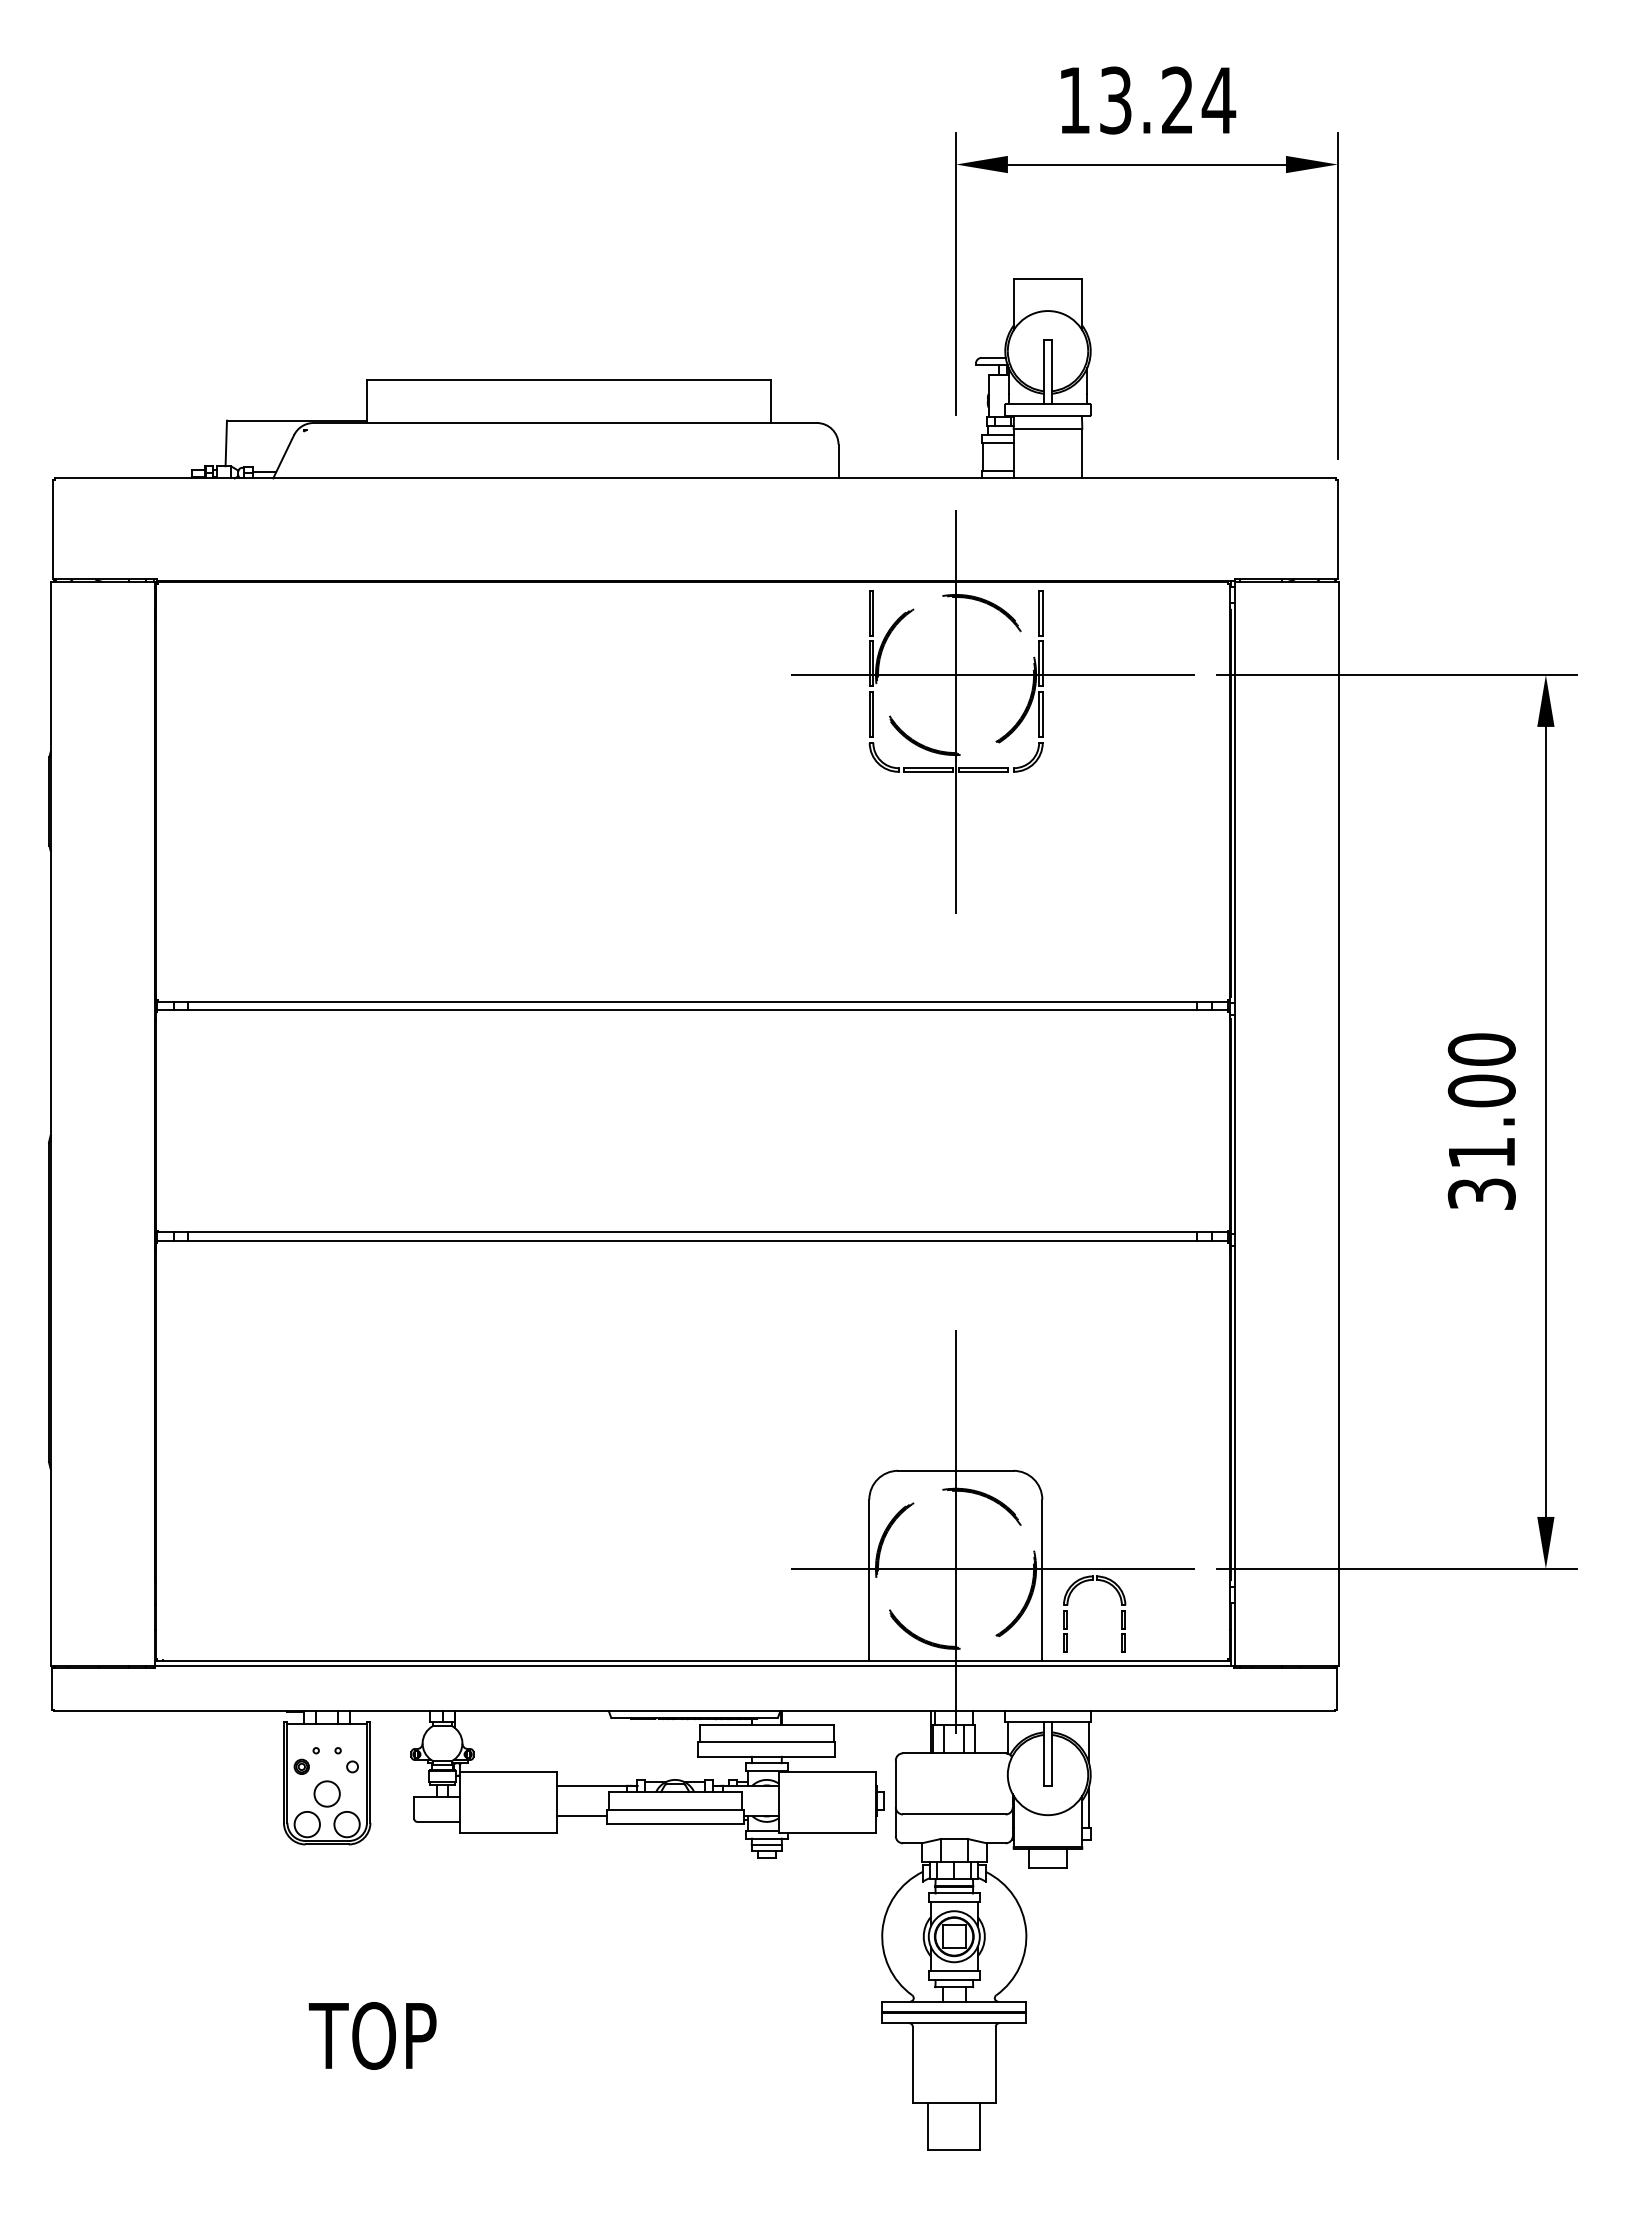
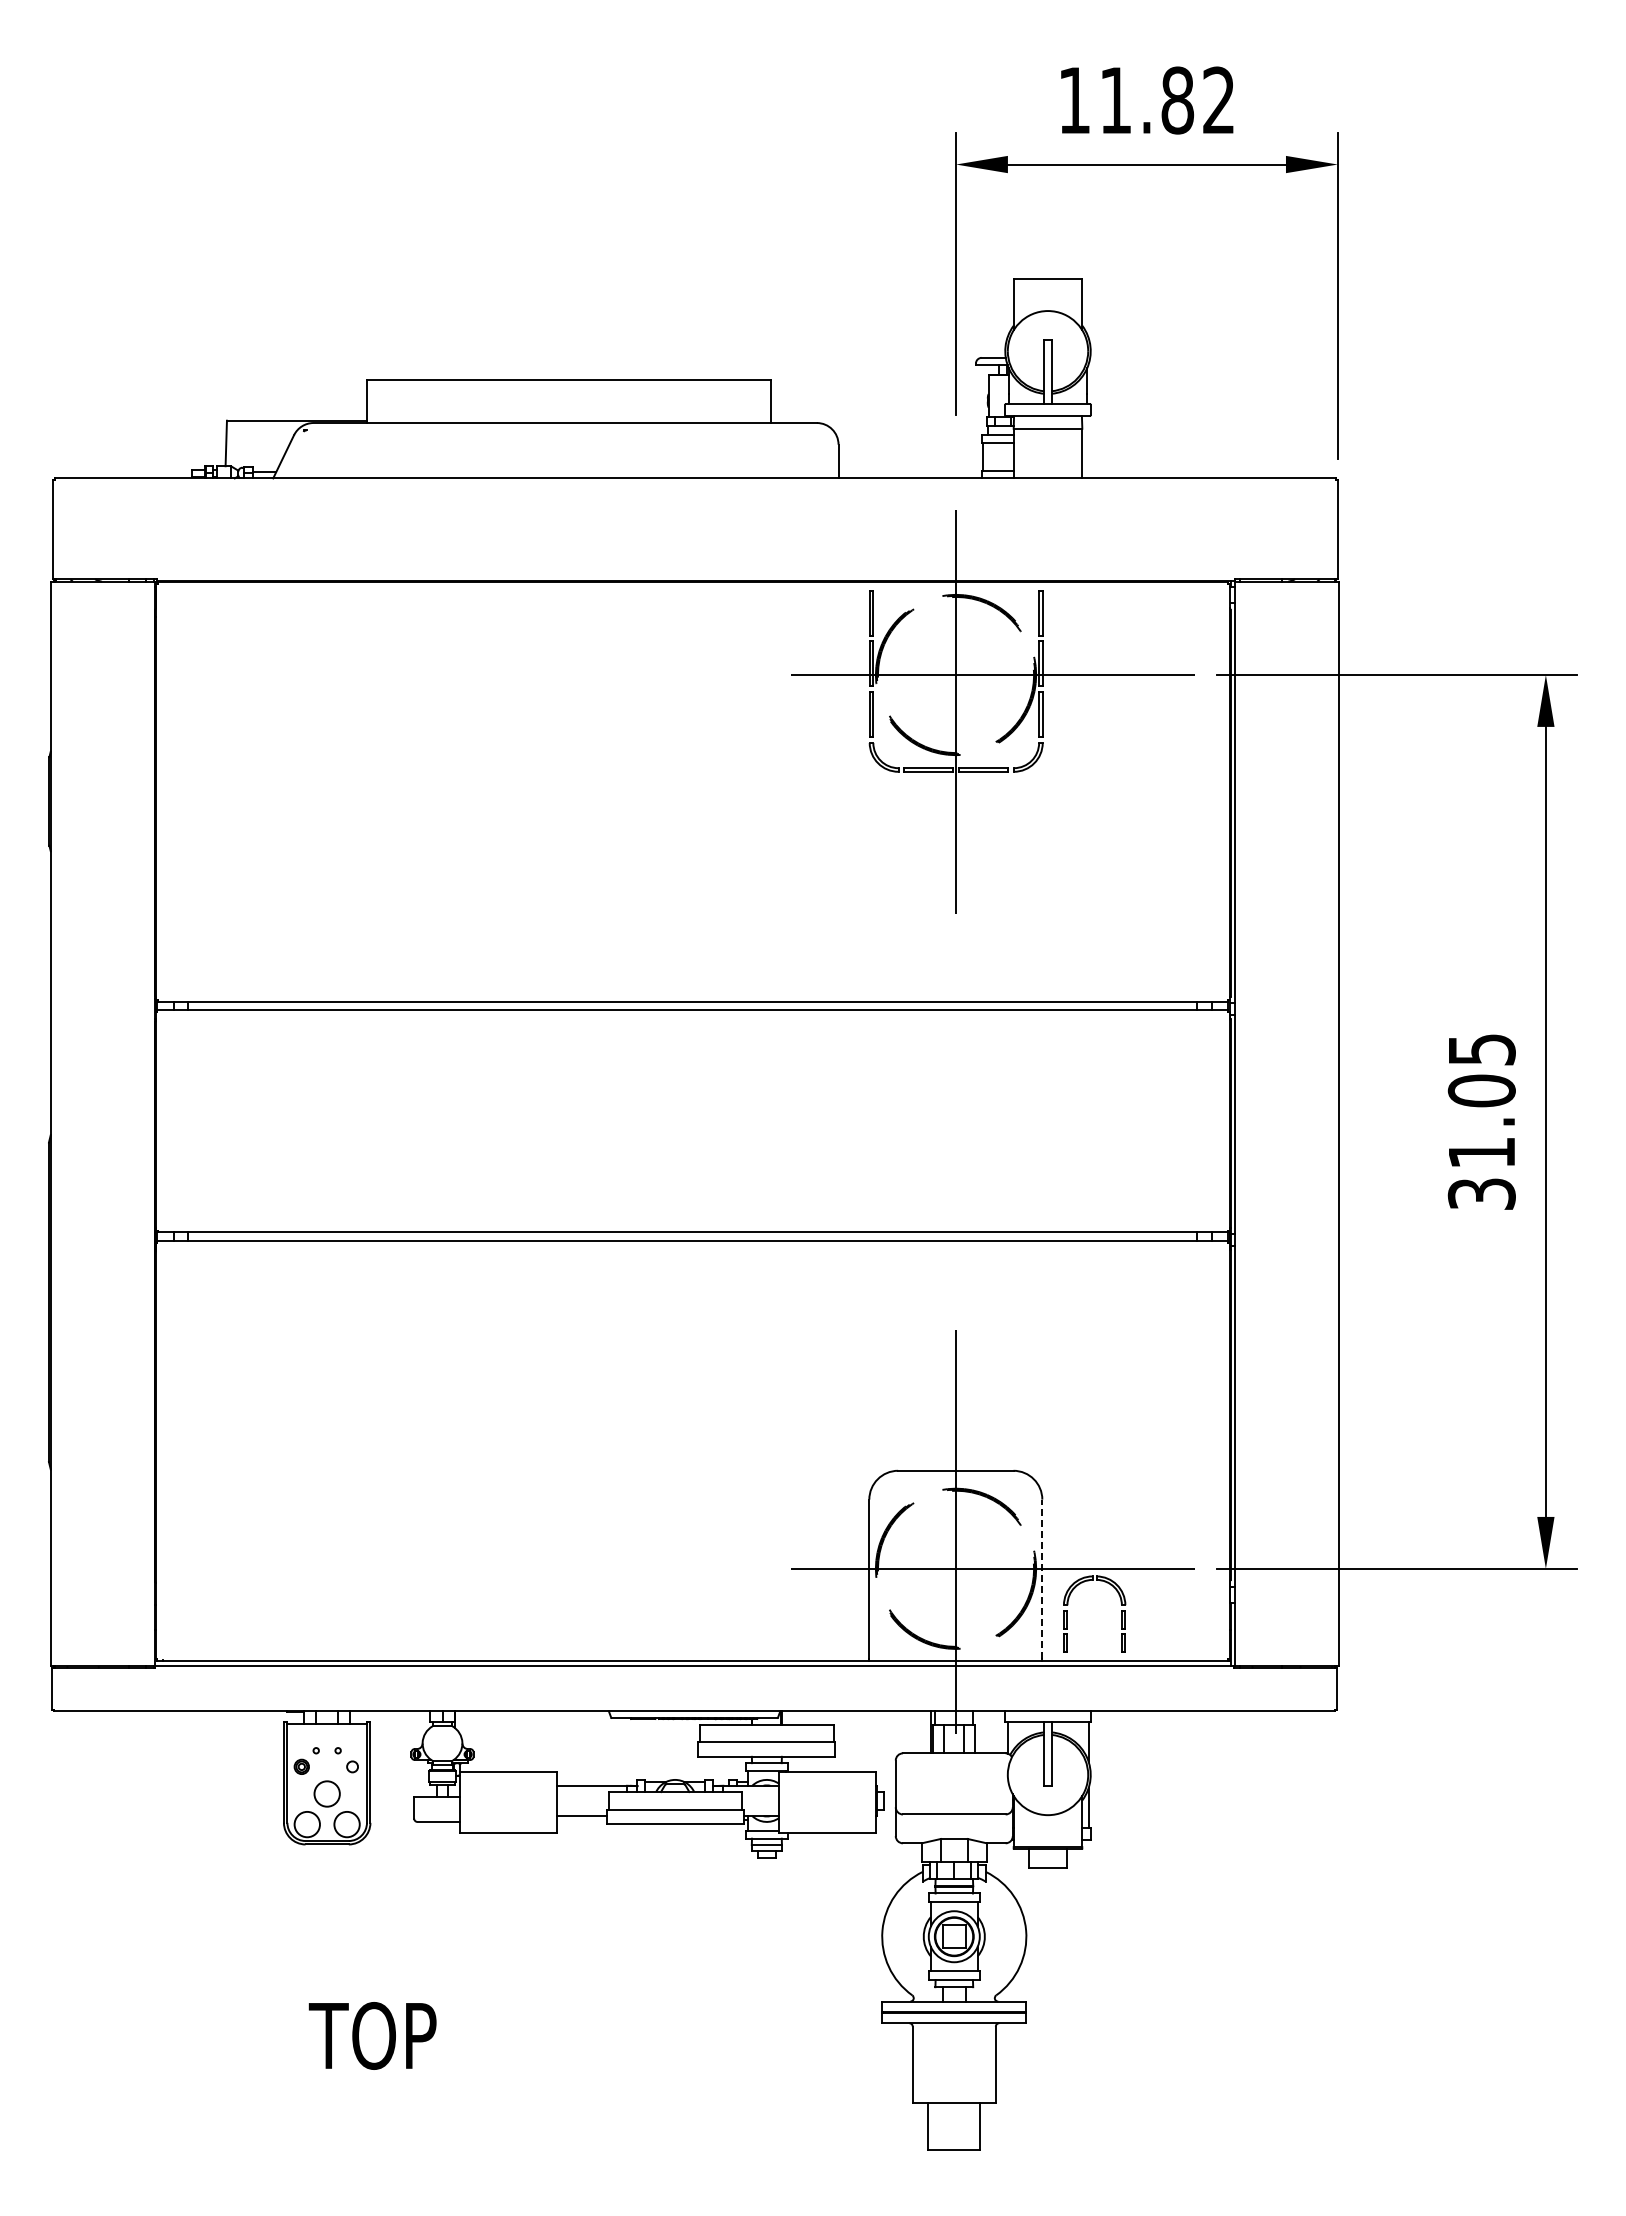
text: 13.24 -> 11.82 (1168, 100)
text: 31.00 -> 31.05 (1481, 1049)
line: solid -> dashed (1042, 1579)
